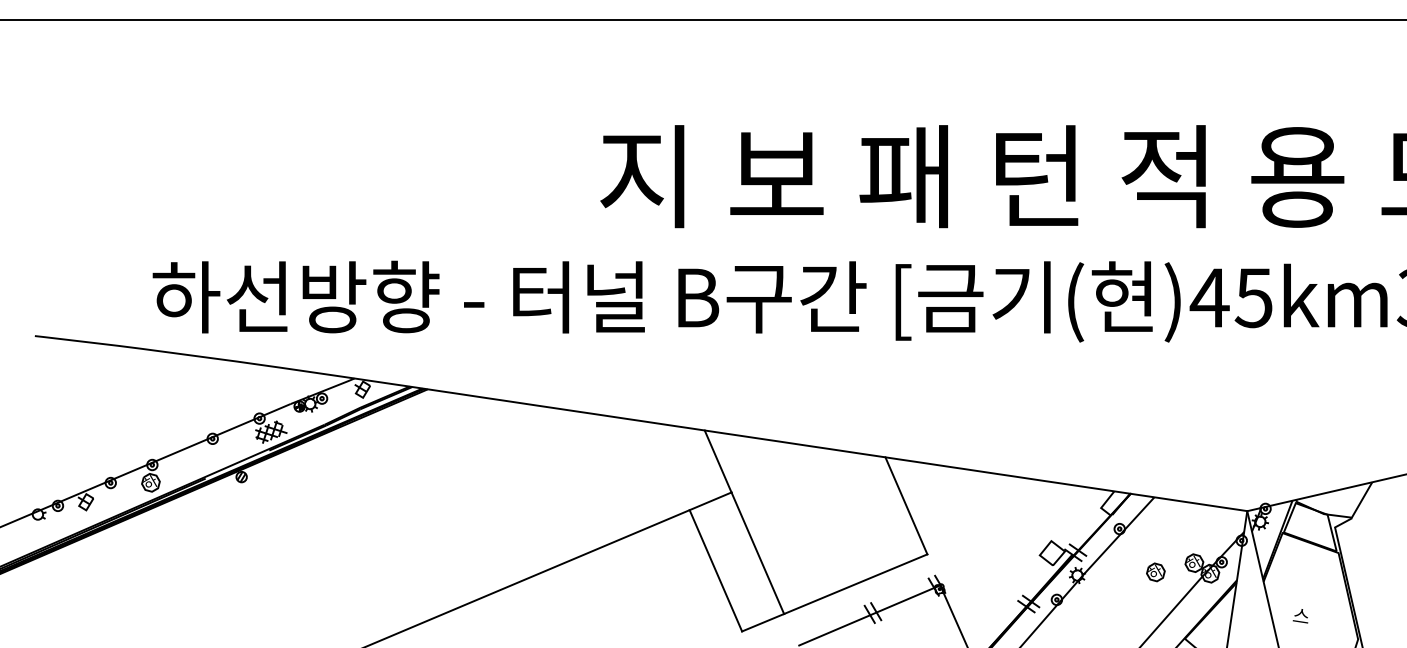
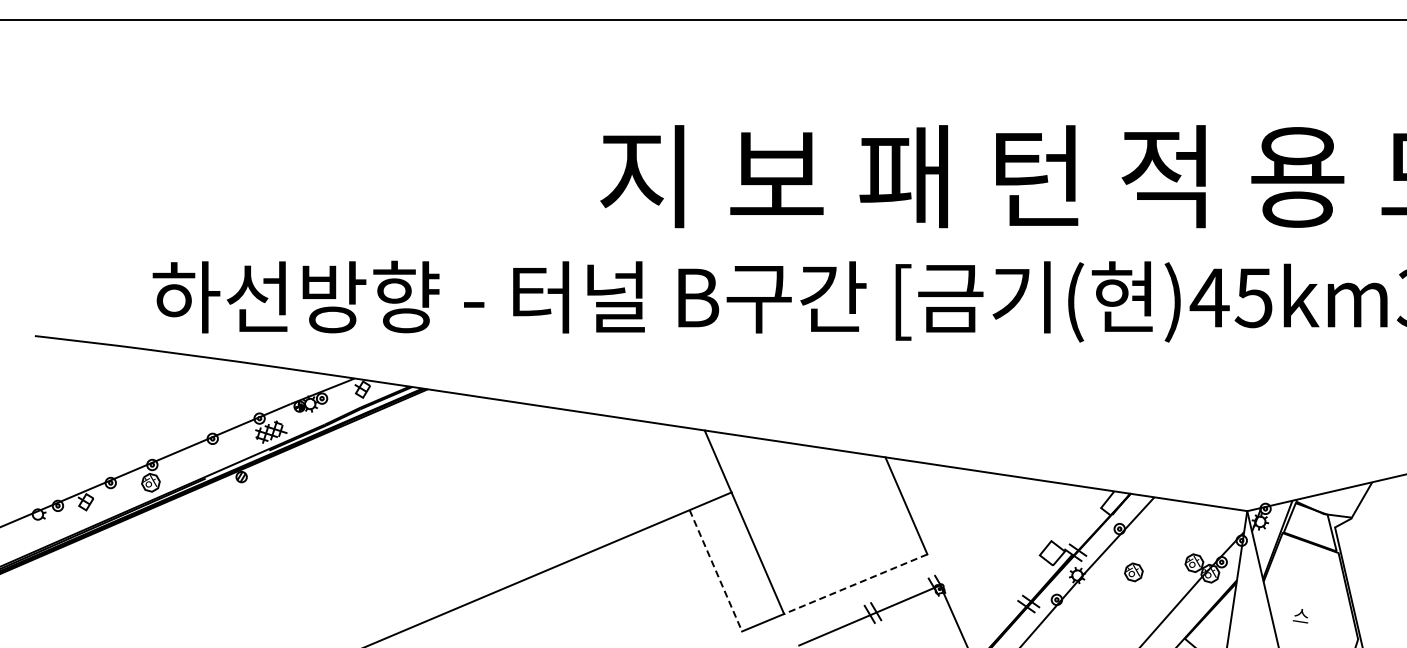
line: solid -> dashed (716, 571)
part position: (1155, 572) -> (1133, 572) (1133, 572)
line: solid -> dashed (855, 584)
